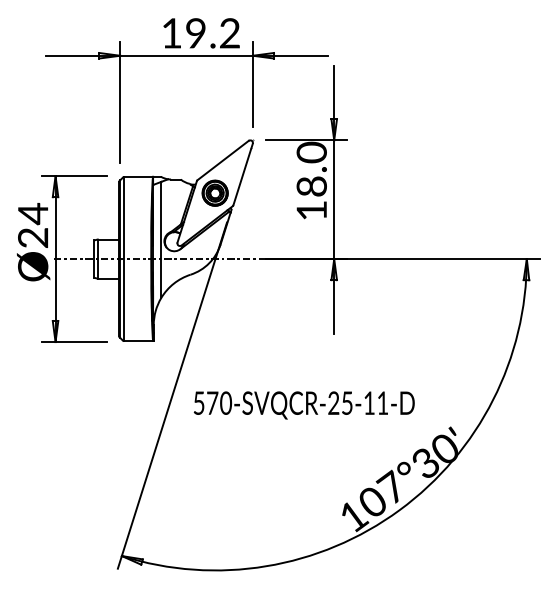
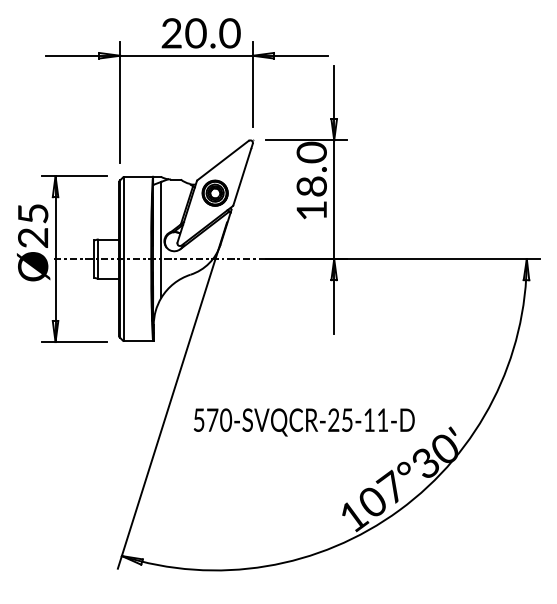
text: 19.2 -> 20.0 (200, 33)
text: Ø24 -> Ø25 (33, 213)
text position: (303, 405) -> (303, 422) (303, 422)
